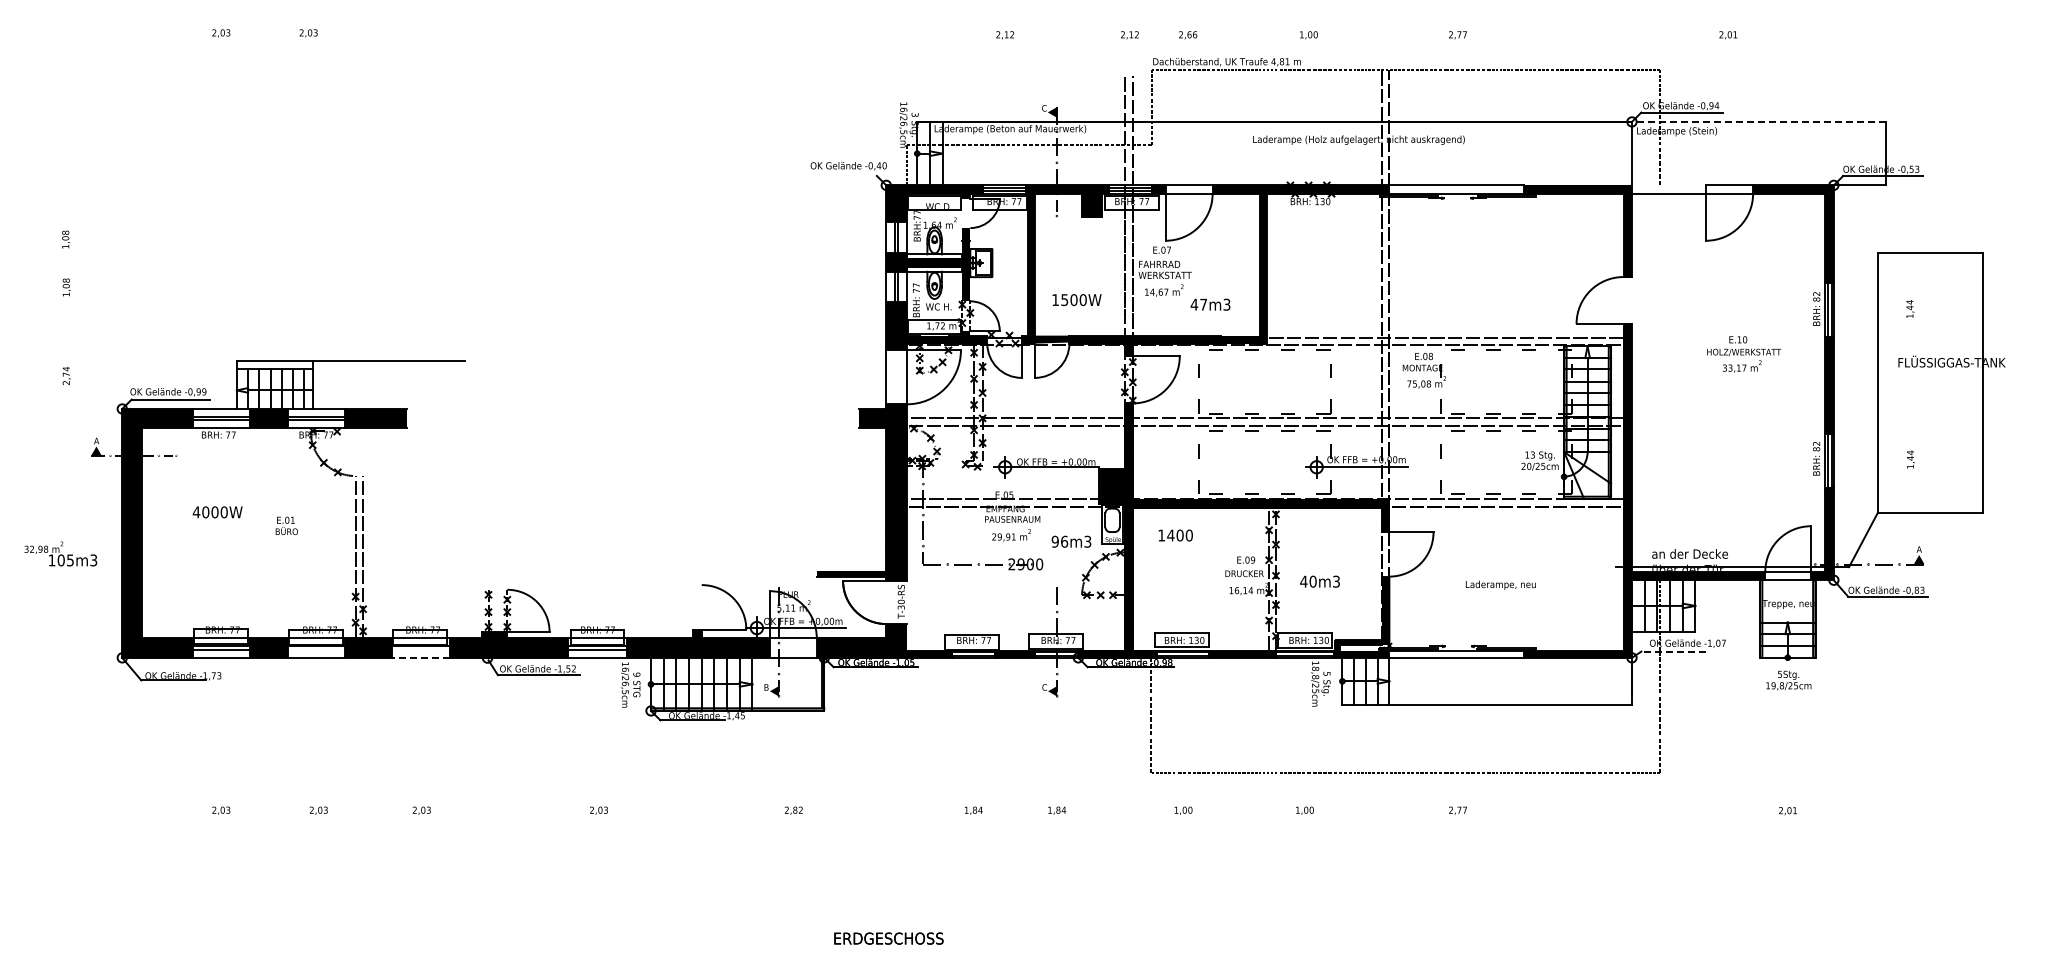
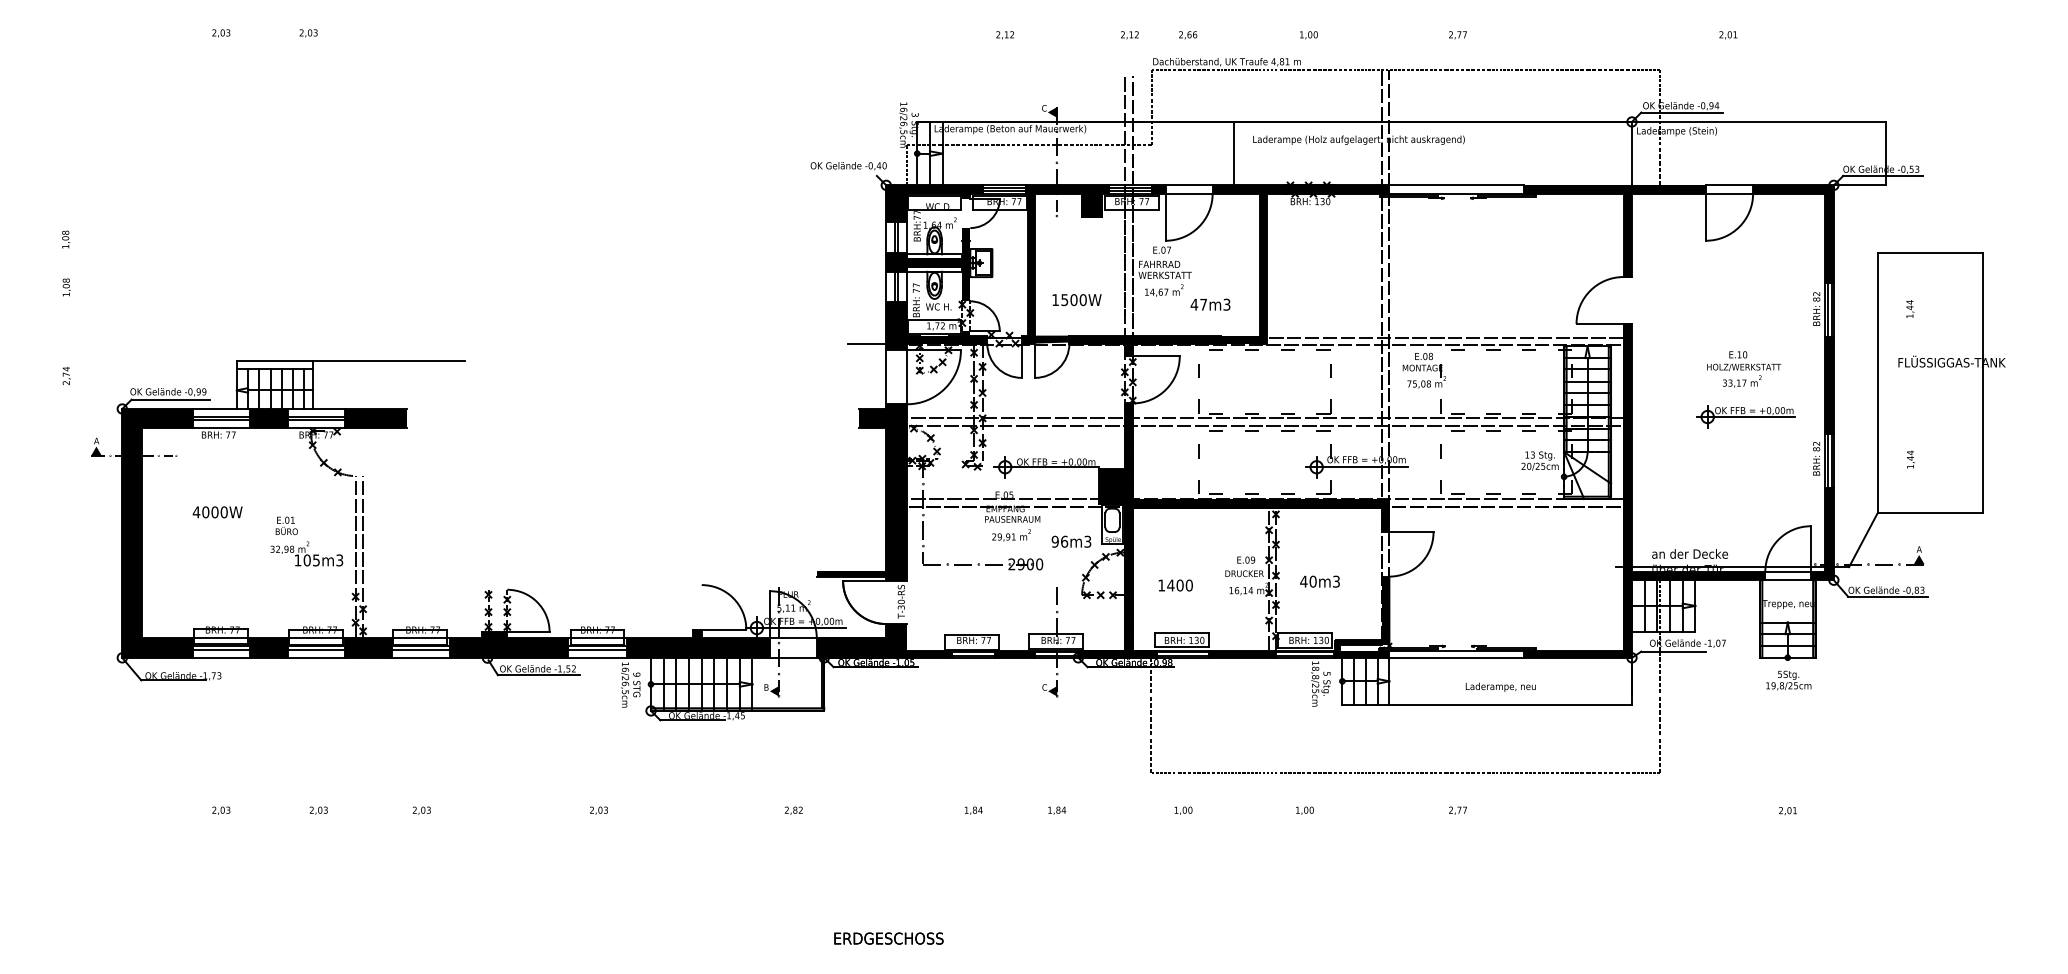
line: dashed -> solid (1758, 121)
line: none -> present (1233, 153)
fill: none -> present (1668, 189)
line: none -> present (867, 344)
text position: (1744, 354) -> (1744, 369) (1744, 369)
part: none -> present (1745, 416)
text position: (1175, 535) -> (1175, 585) (1175, 585)
text position: (60, 553) -> (306, 553) (306, 553)
text position: (1500, 584) -> (1500, 686) (1500, 686)
line: none -> present (316, 649)
line: none -> present (420, 649)
line: dashed -> solid (1673, 651)
line: dashed -> solid (420, 657)
